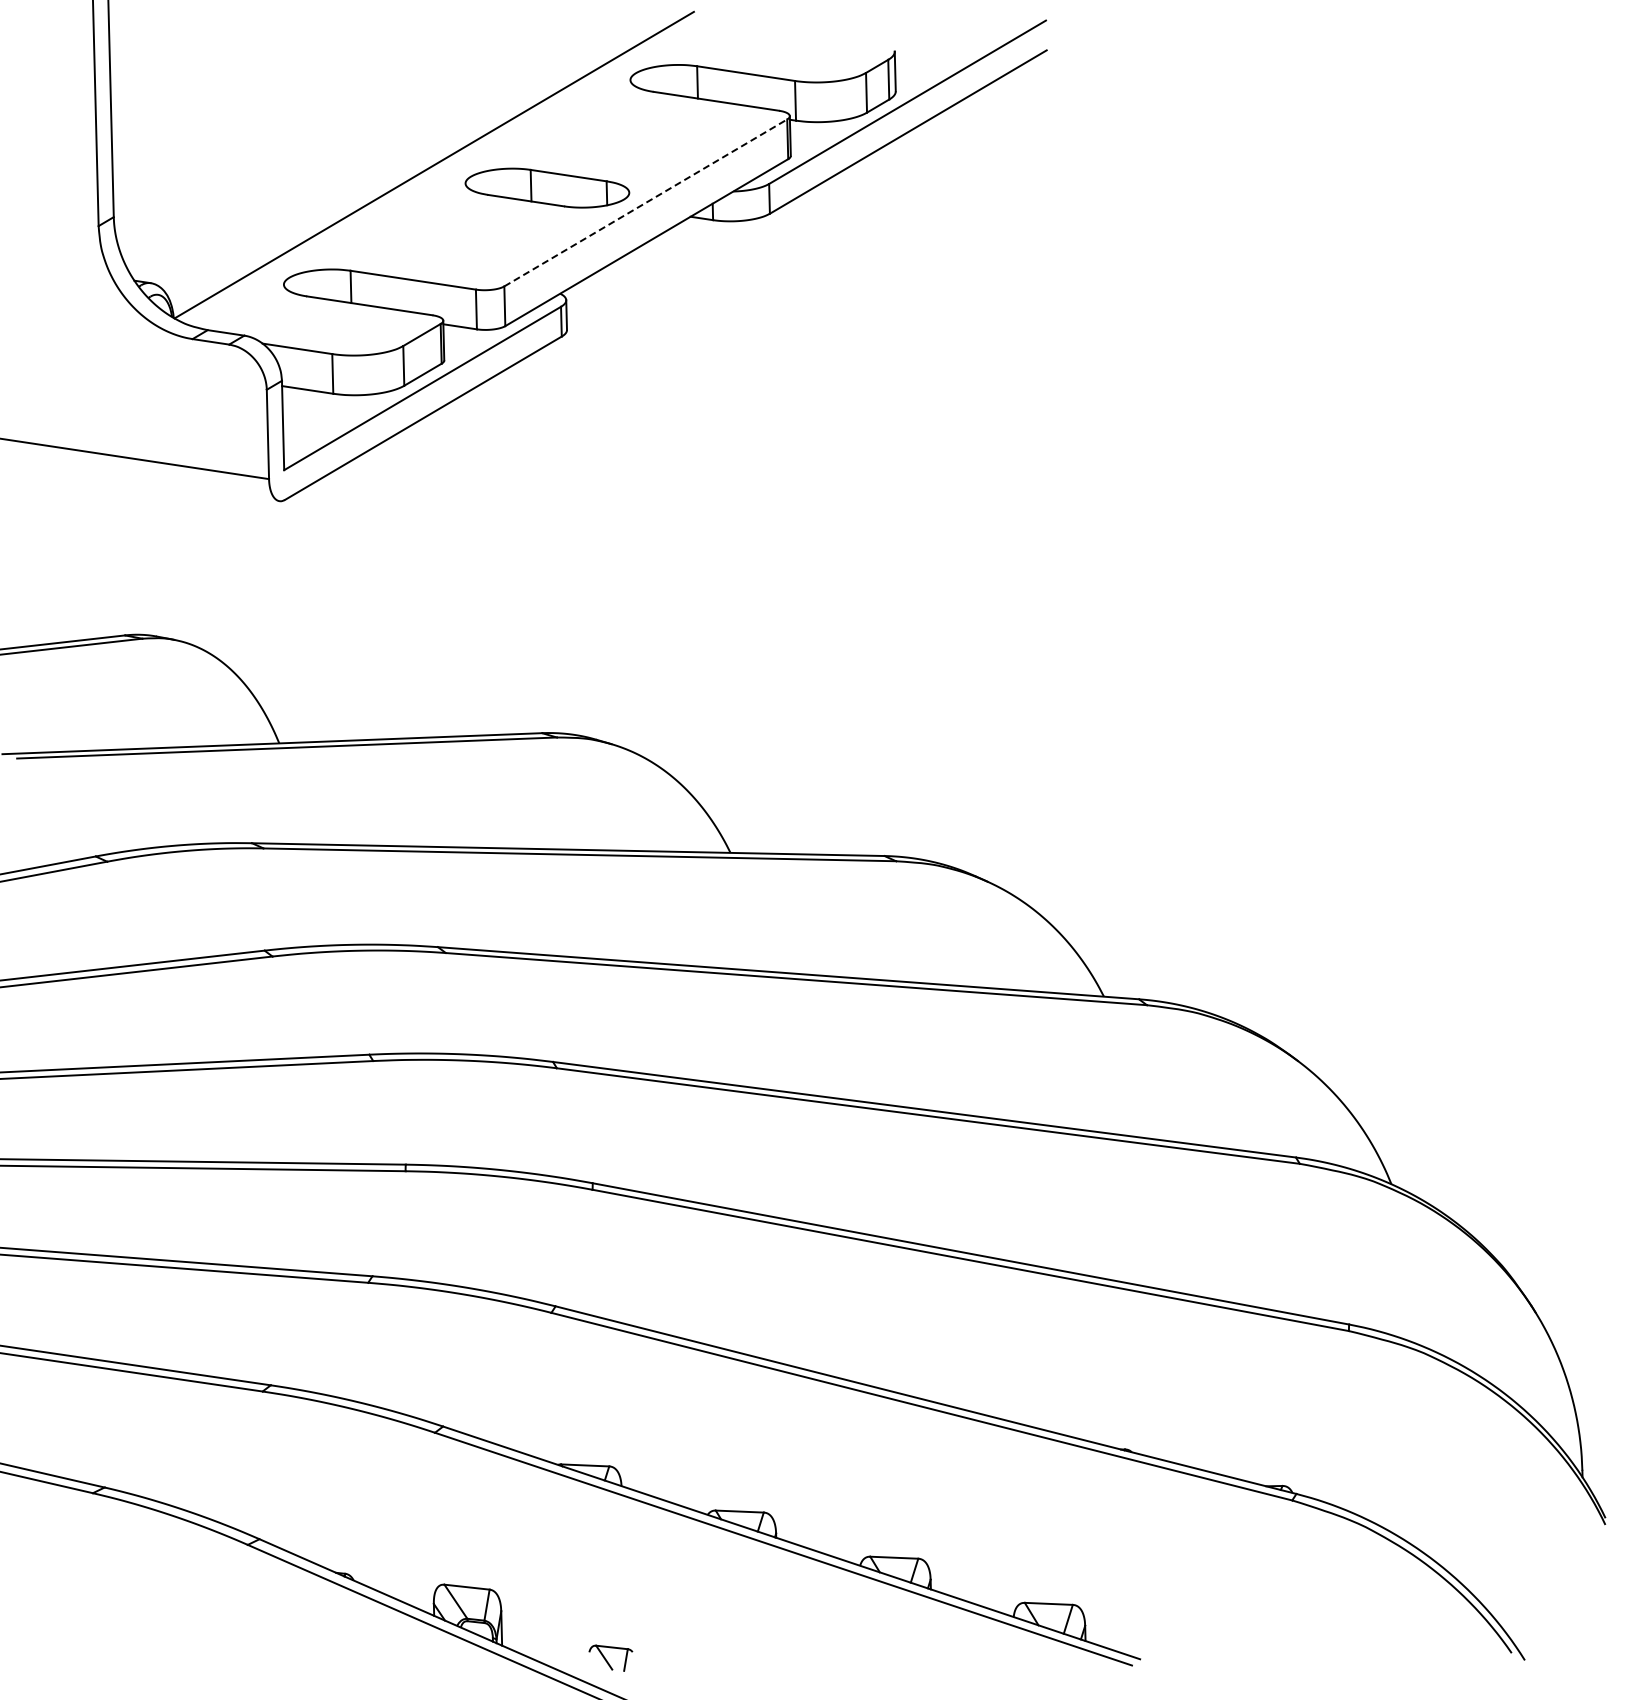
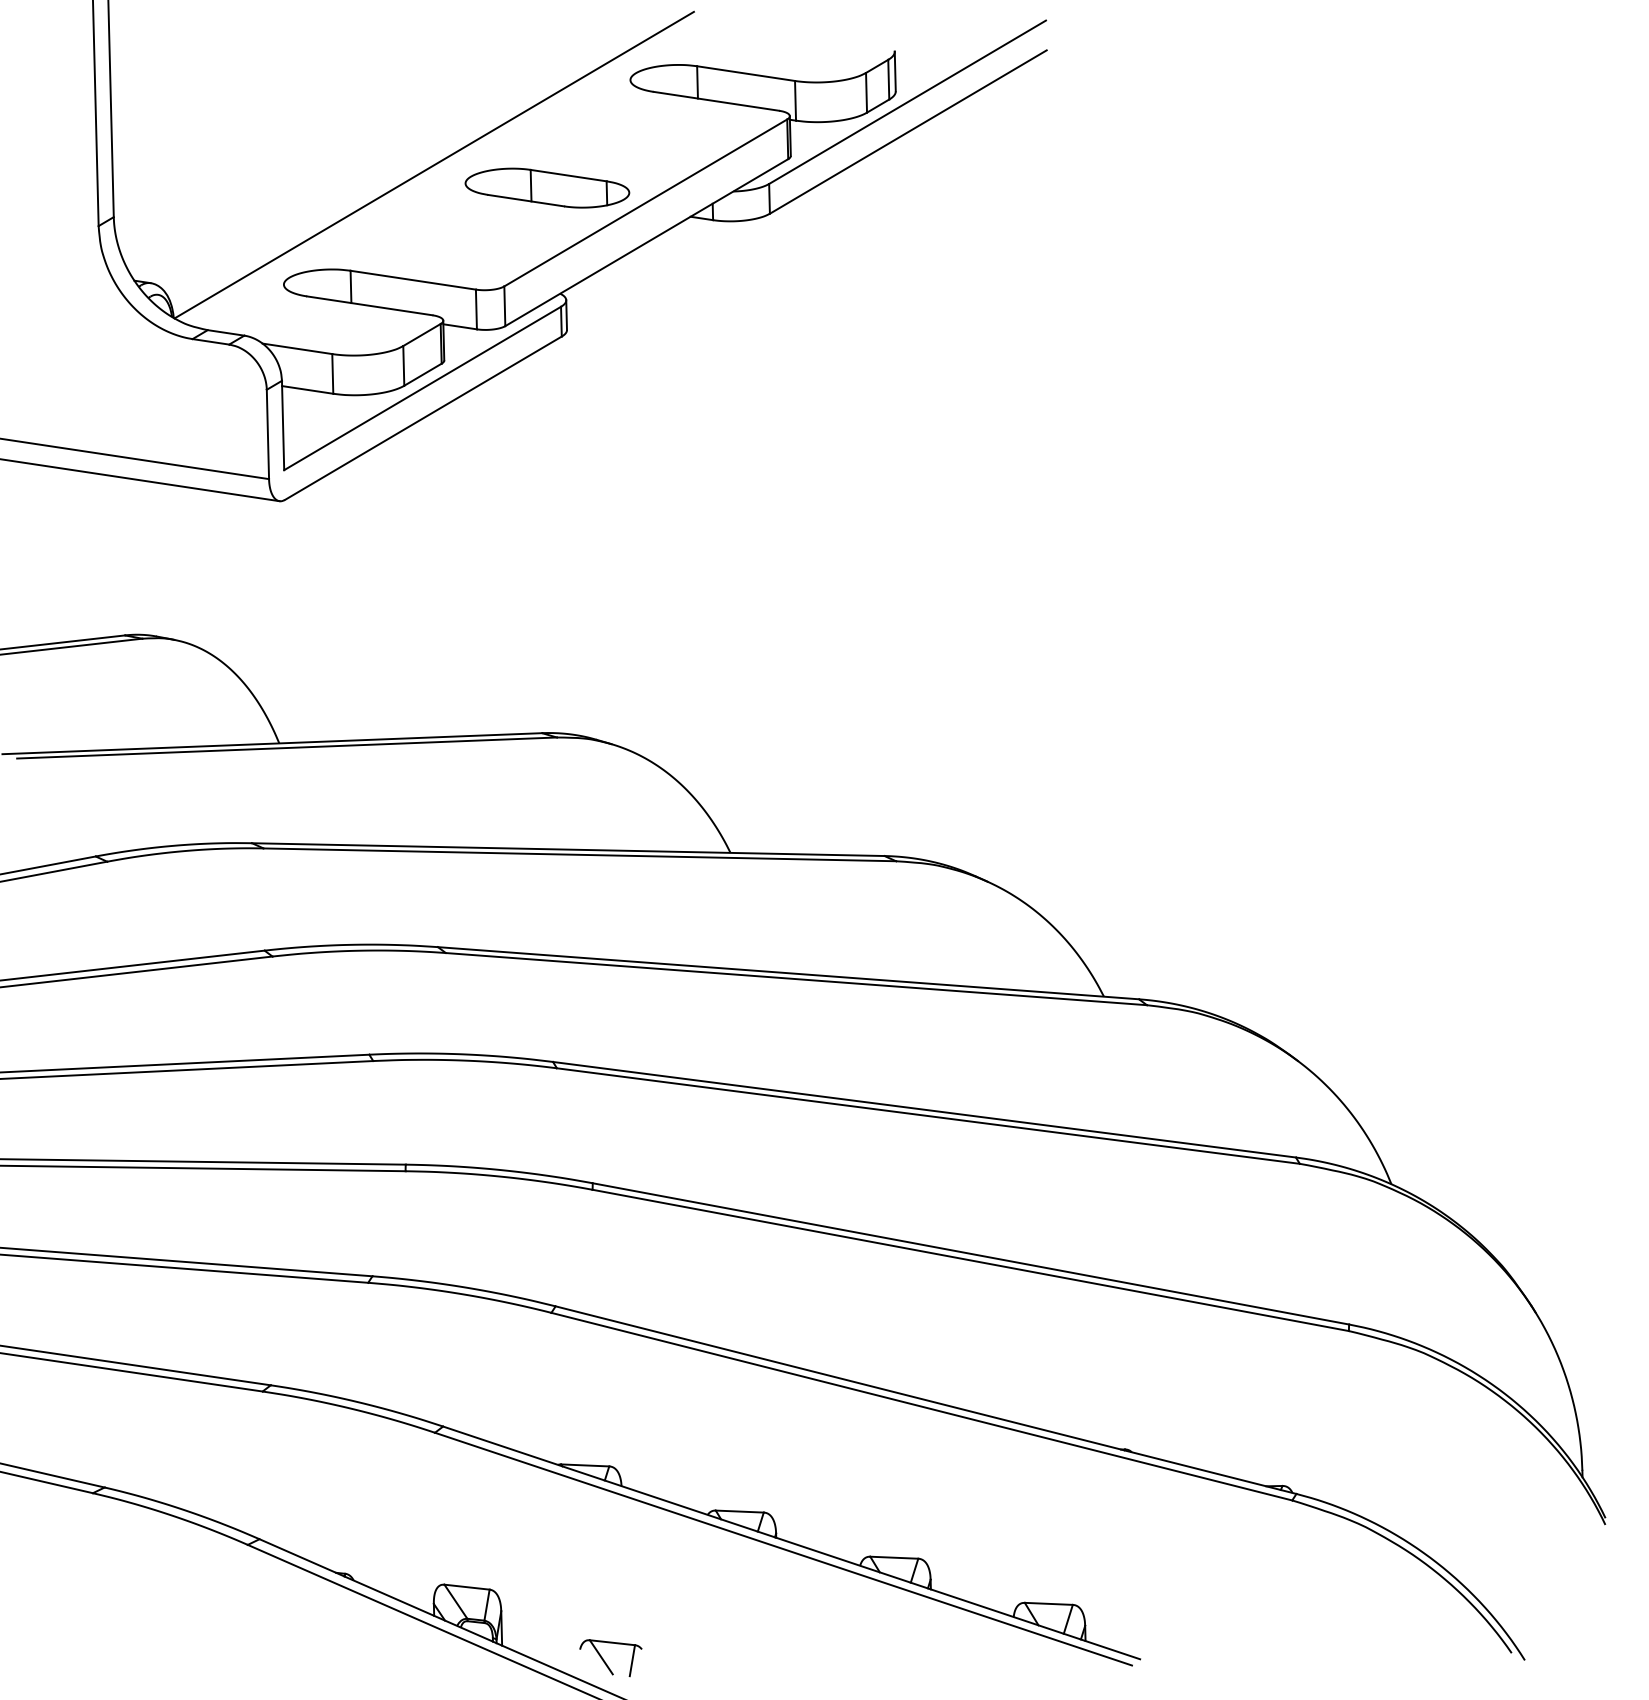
line: dashed -> solid (646, 202)
line: none -> present (140, 480)
part size: 46x28 px -> 64x39 px (610, 1658)
